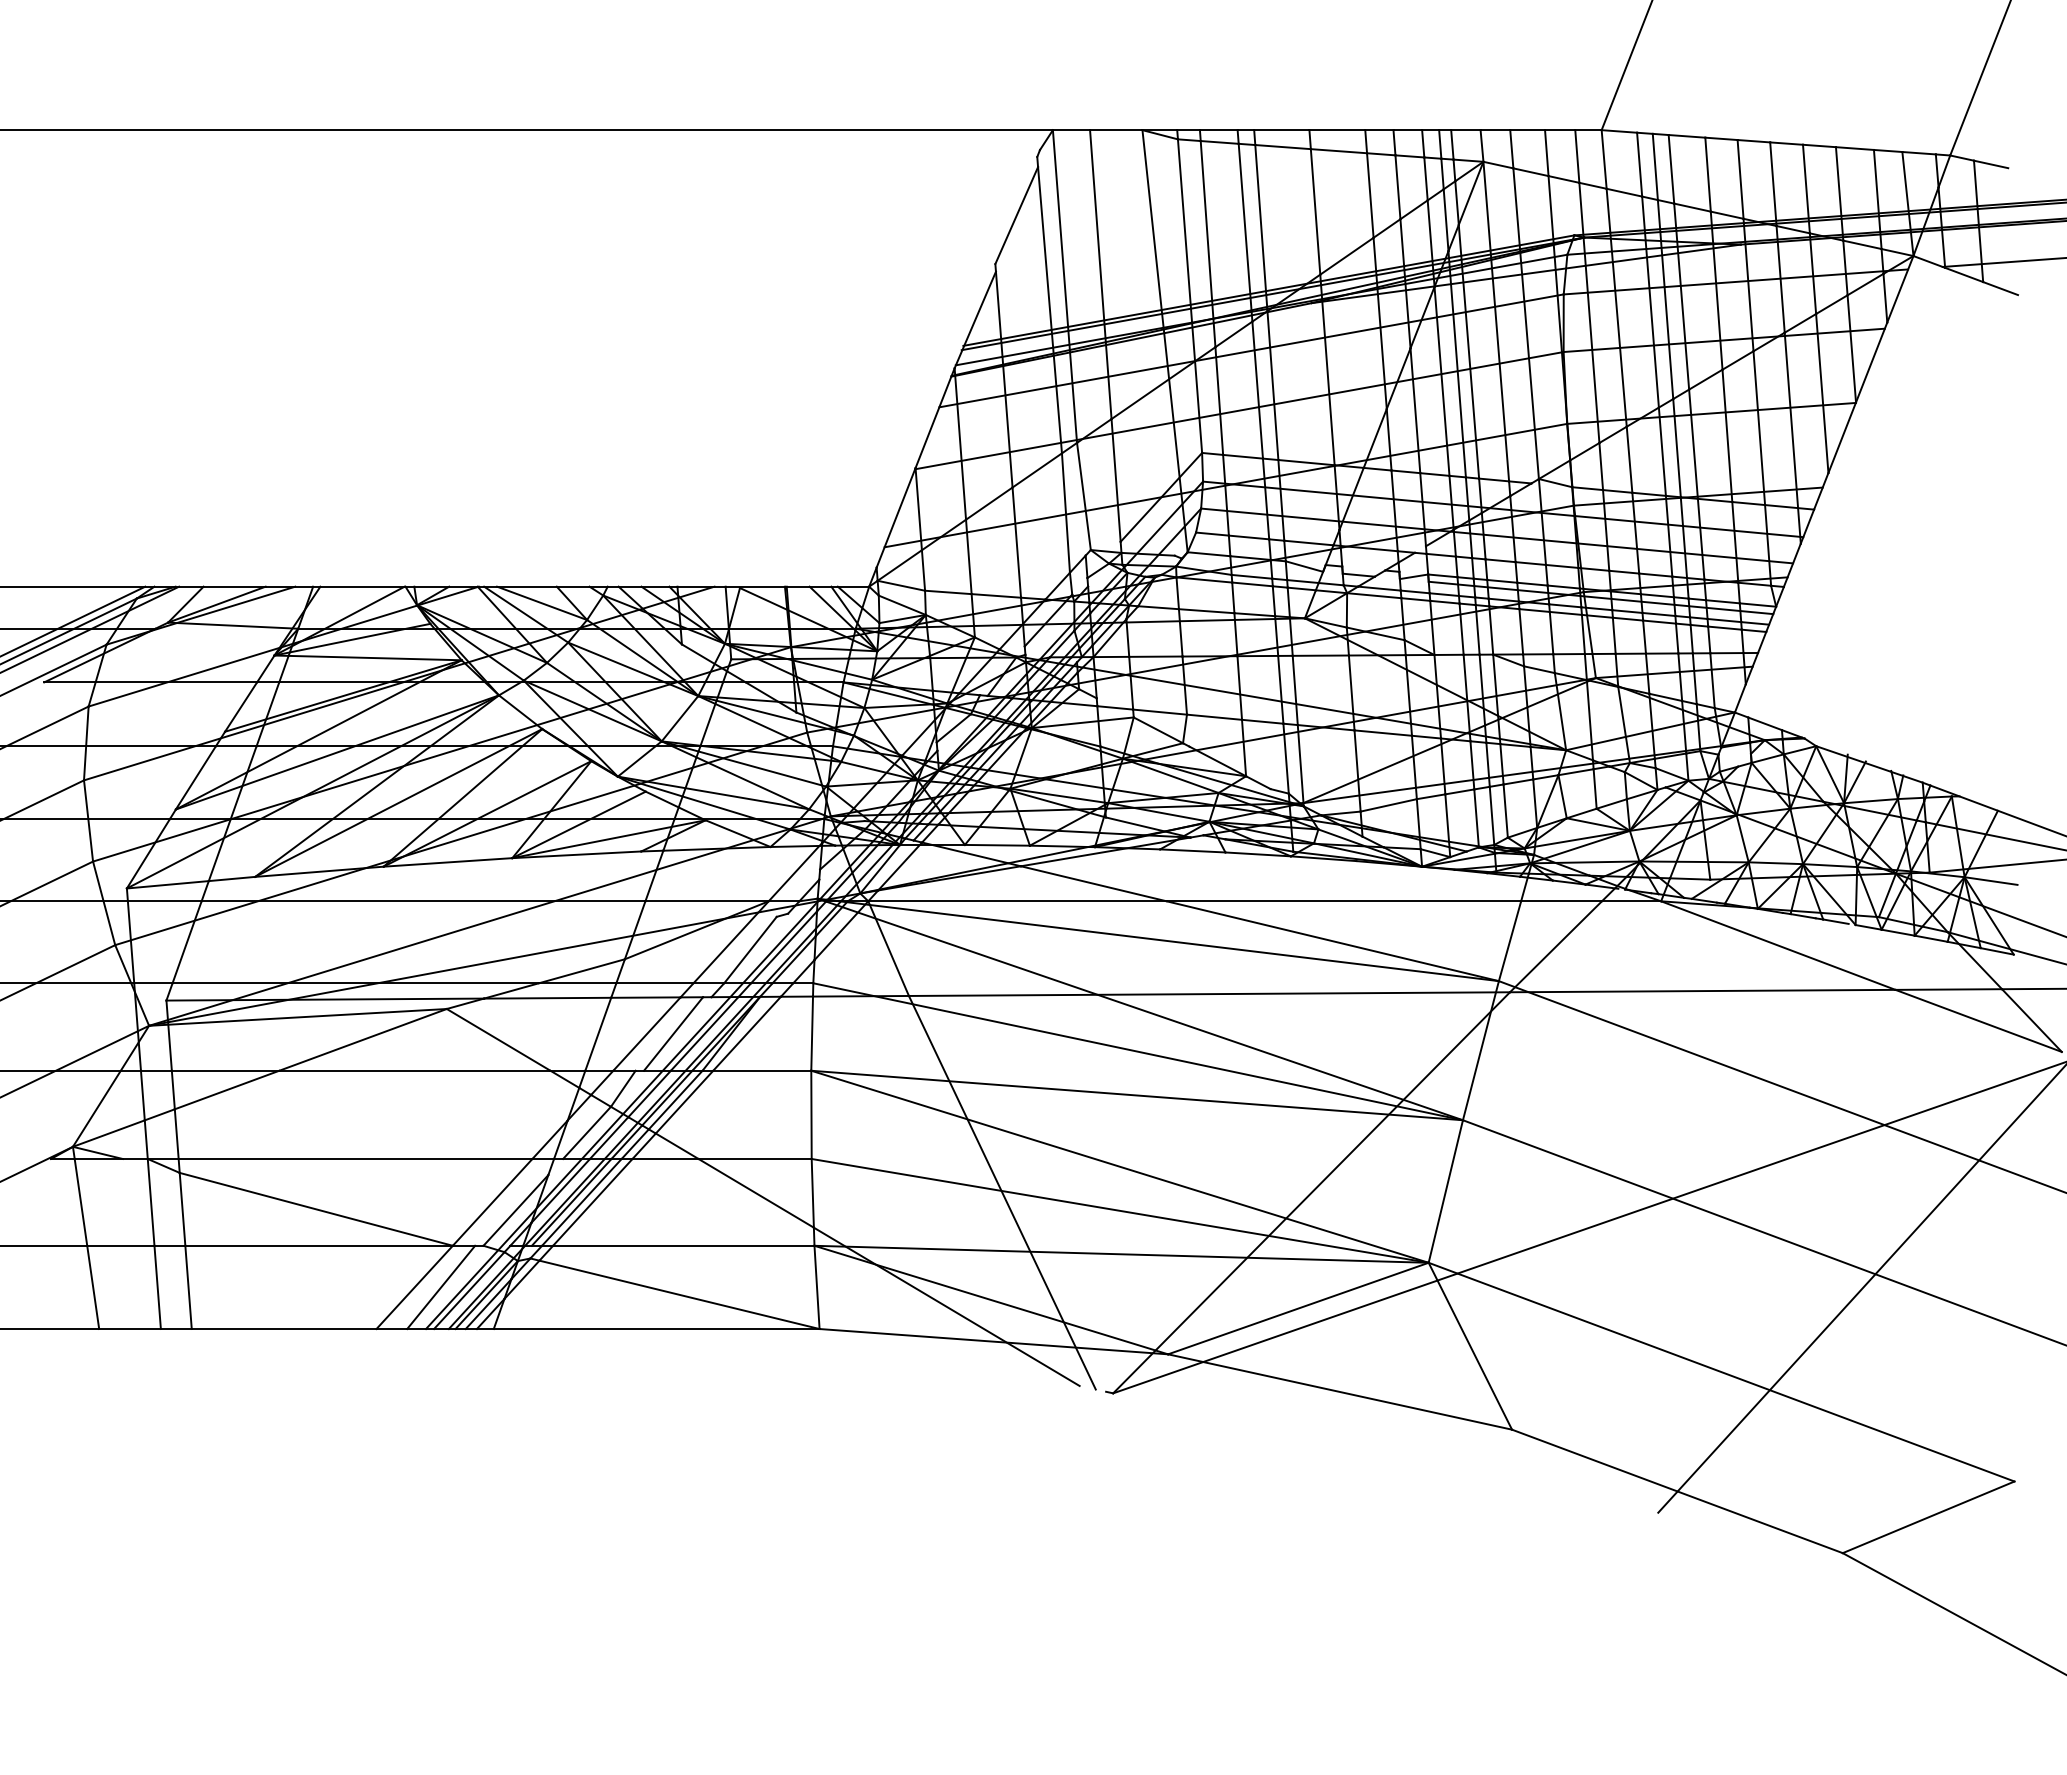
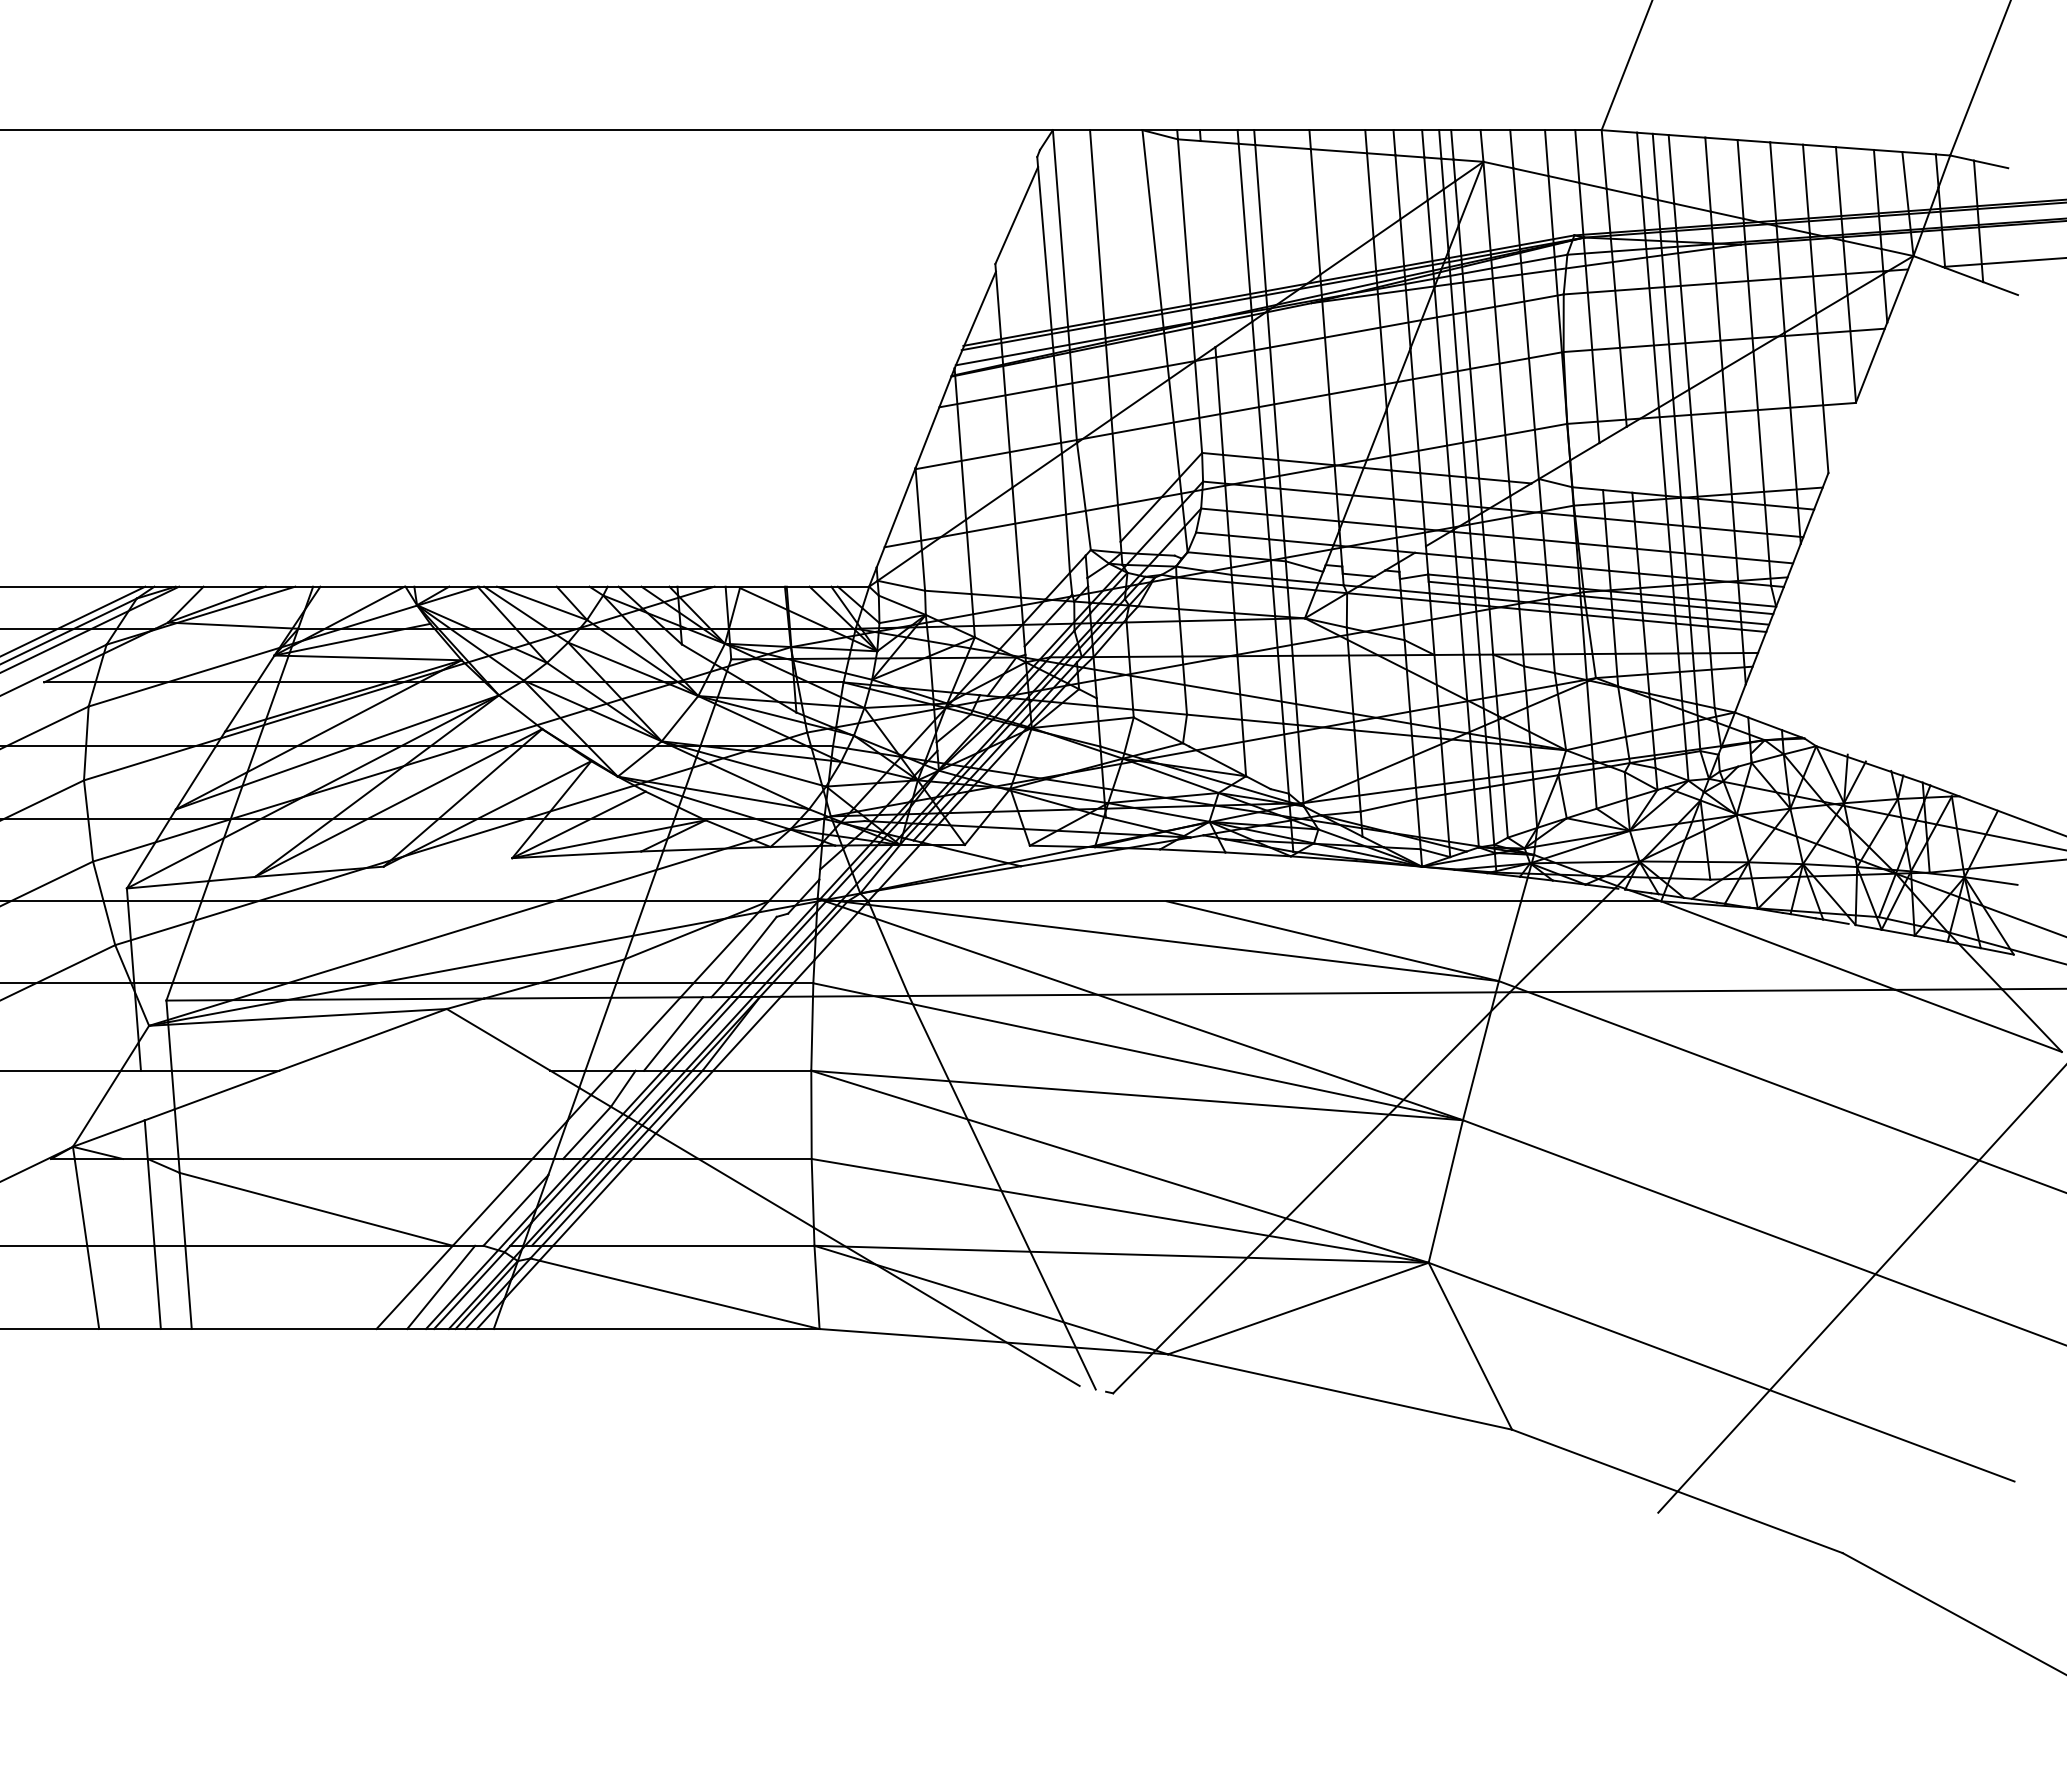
line: present -> none (1207, 244)
line: present -> none (1842, 437)
line: present -> none (1629, 459)
line: present -> none (1601, 466)
line: present -> none (996, 844)
line: present -> none (447, 862)
line: present -> none (1093, 883)
line: present -> none (75, 1060)
line: present -> none (414, 1070)
line: present -> none (142, 1095)
line: present -> none (1588, 1227)
line: present -> none (1928, 1517)
